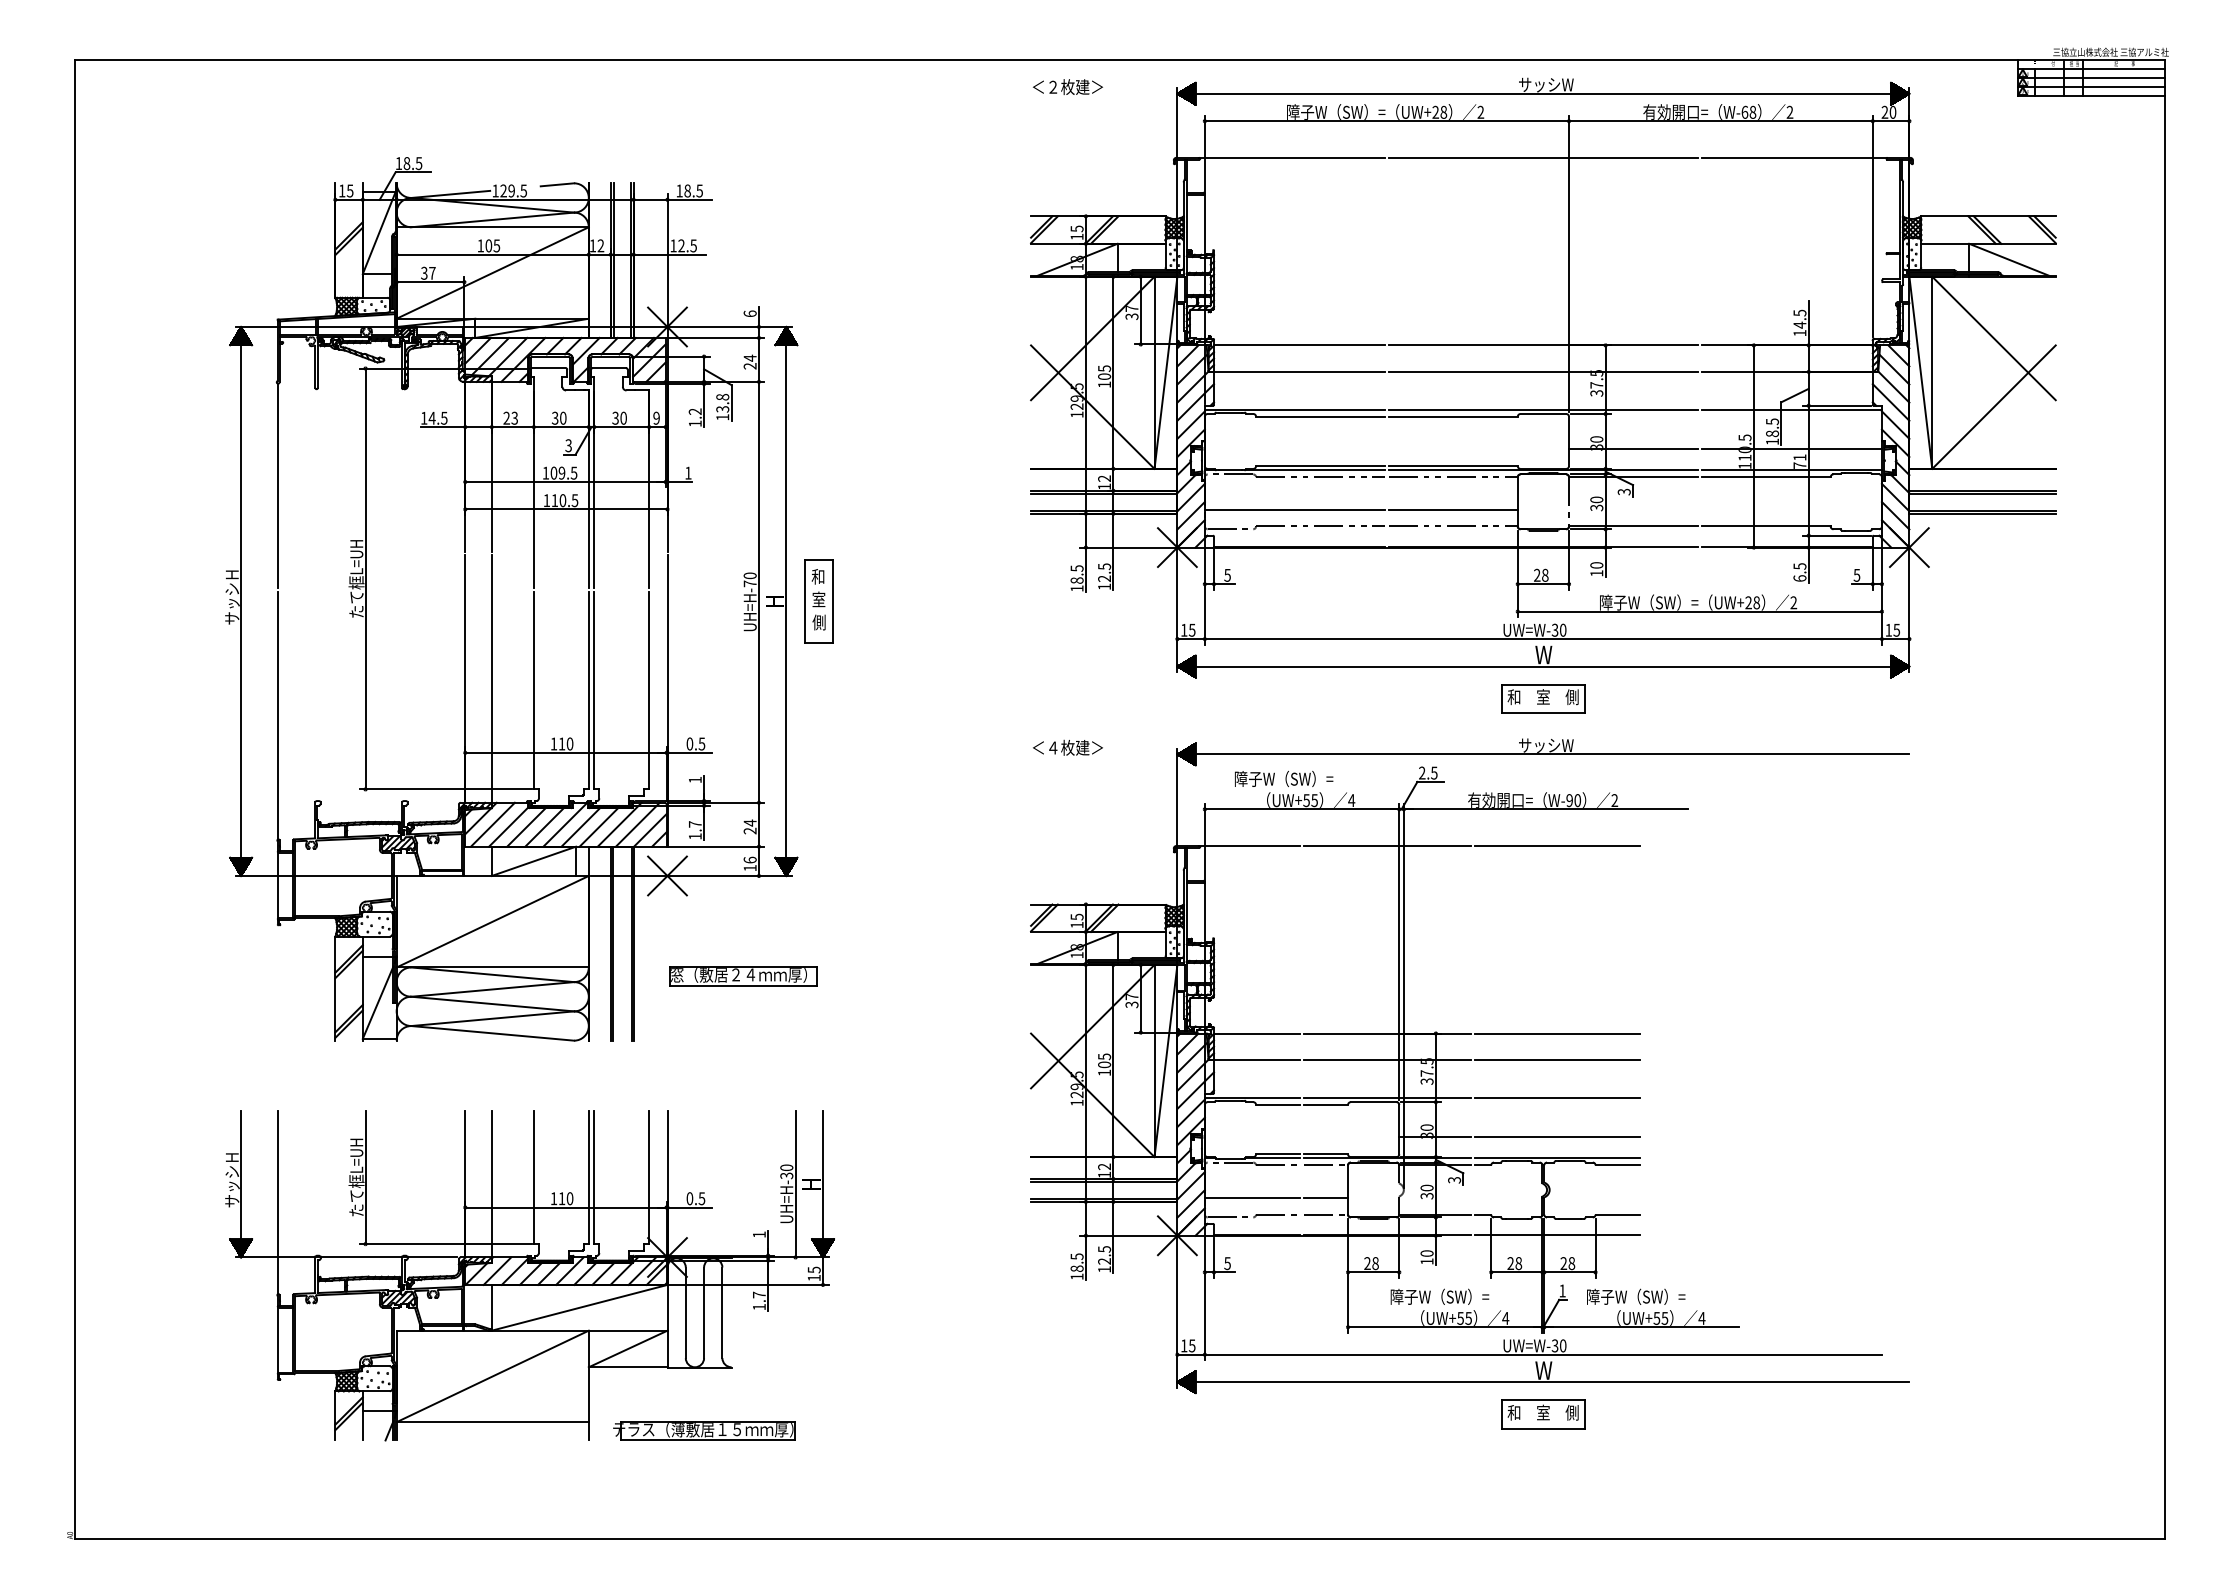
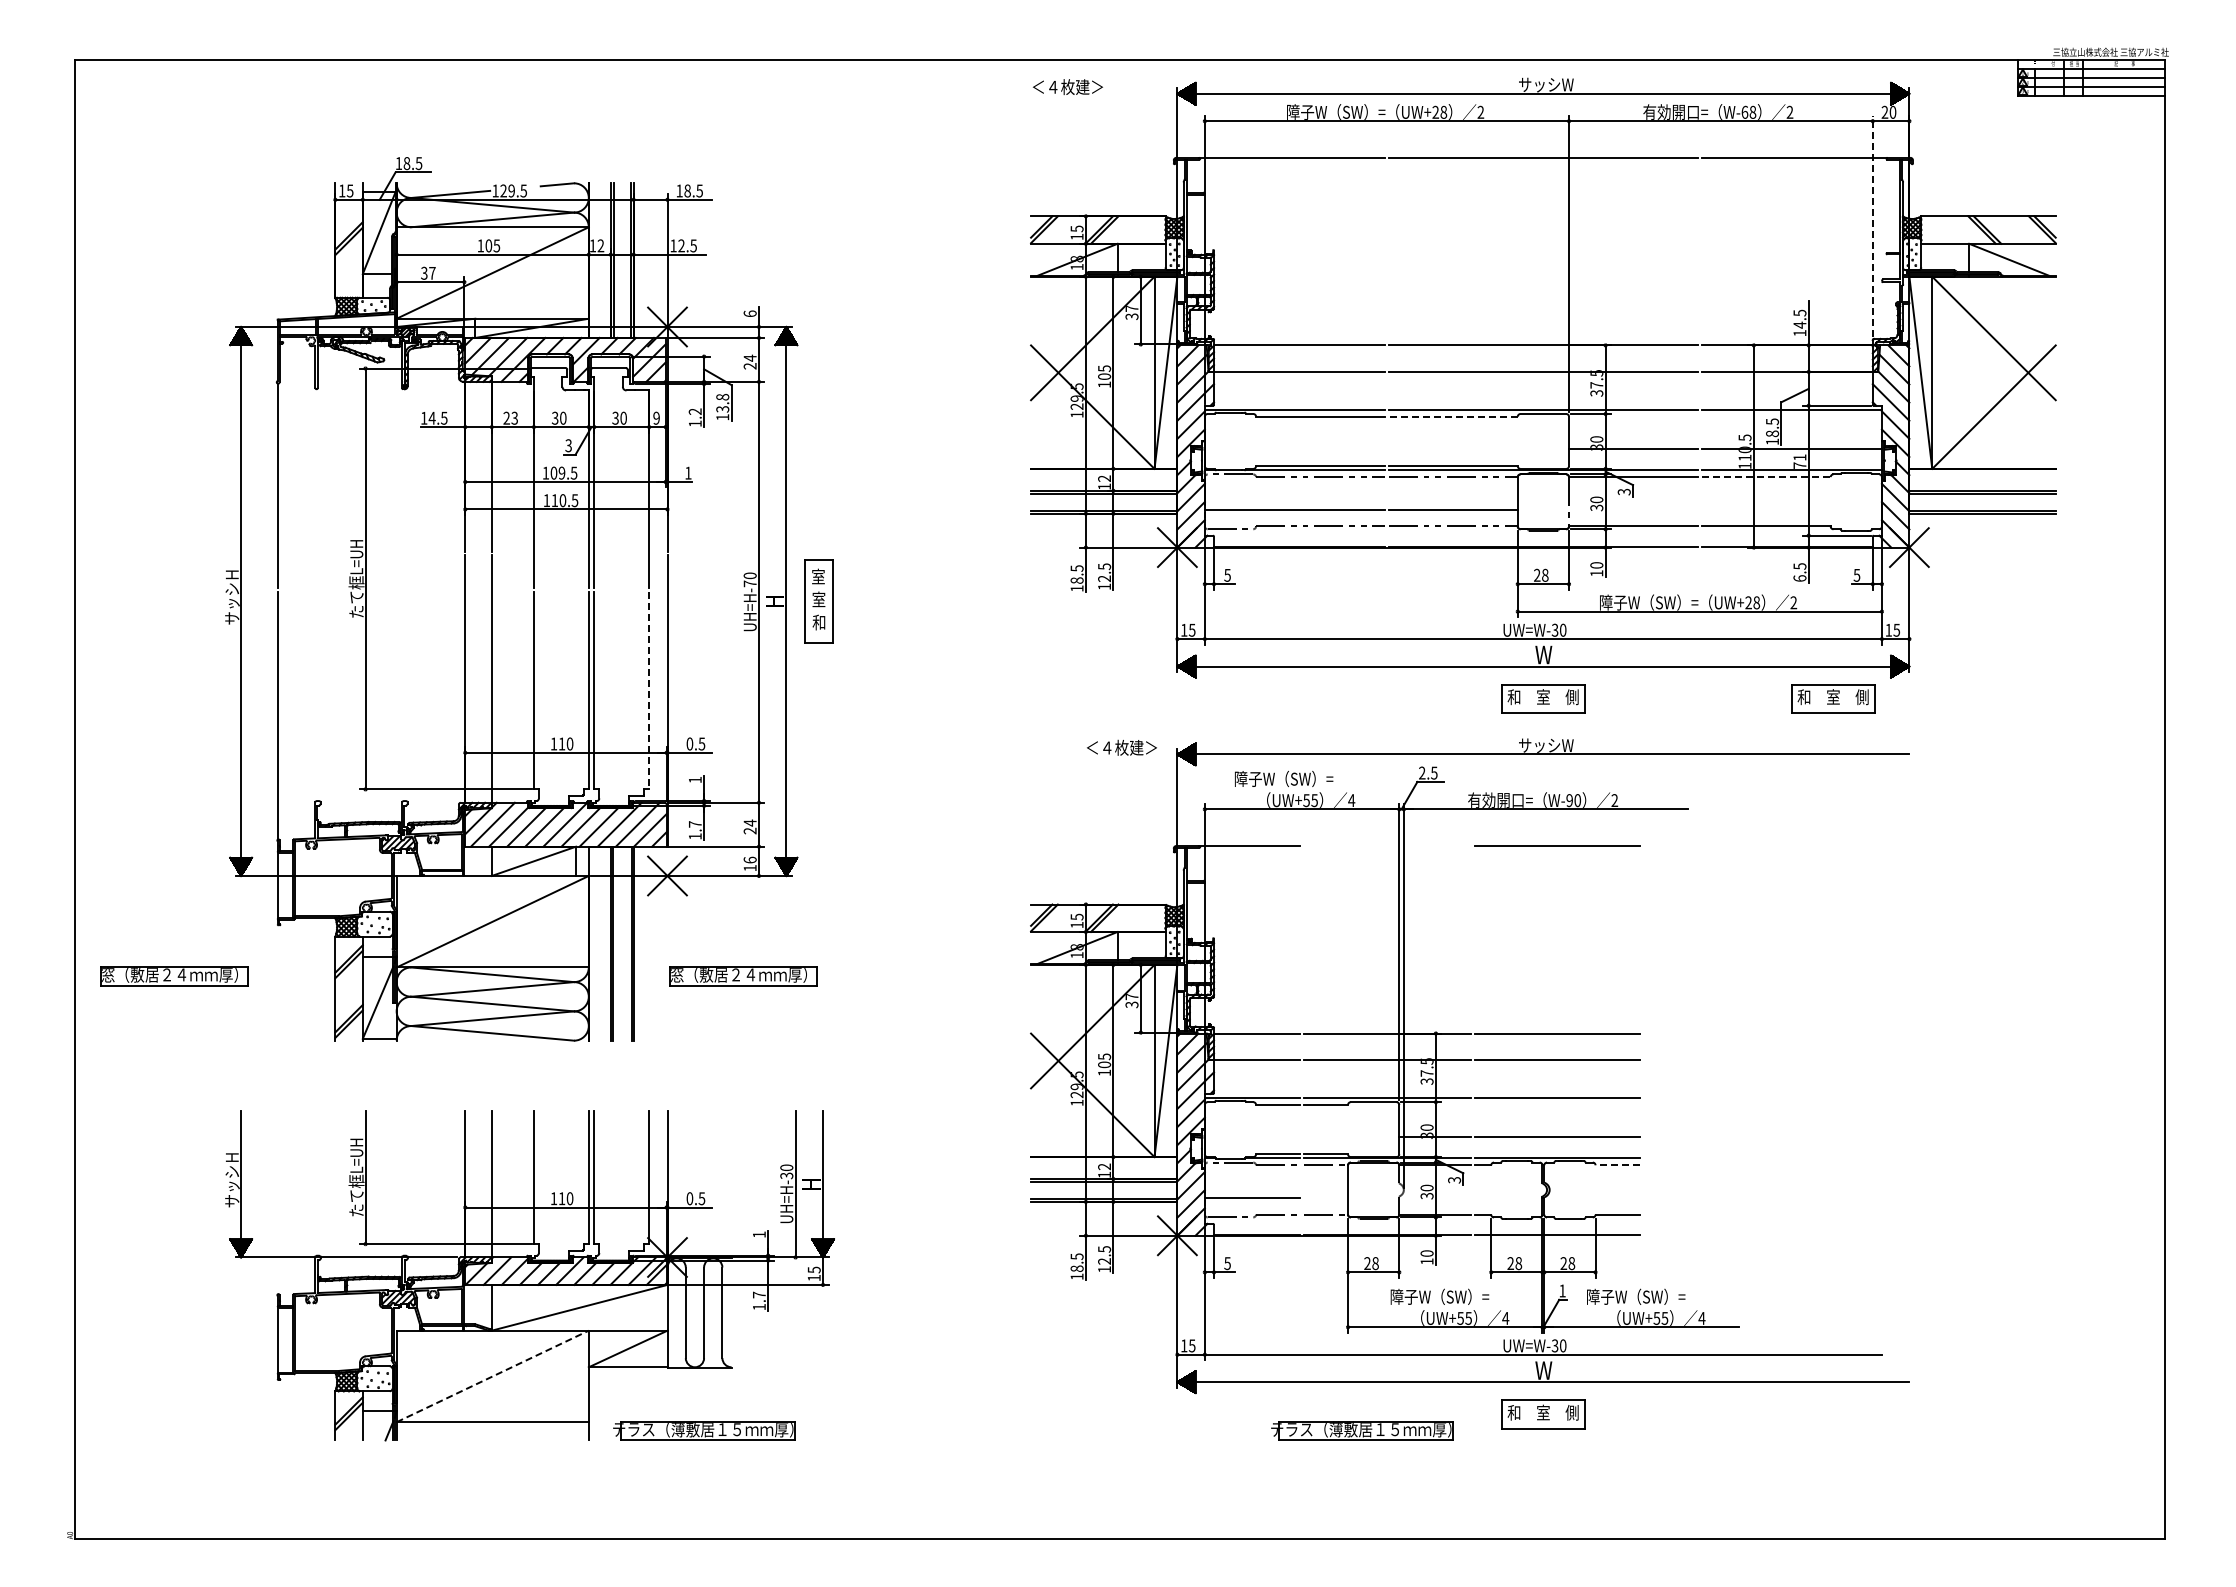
text: ＜２枚建＞ -> ＜４枚建＞ (1053, 86)
line: solid -> dashed (1872, 226)
line: solid -> dashed (1453, 416)
line: solid -> dashed (1766, 477)
text: 和 -> 室 (817, 576)
text: 側 -> 和 (818, 622)
line: solid -> dashed (649, 690)
part: none -> present (1833, 698)
text position: (1067, 747) -> (1121, 747) (1121, 747)
line: present -> none (1386, 845)
part: none -> present (174, 976)
line: solid -> dashed (1617, 1165)
line: present -> none (1325, 1197)
line: present -> none (277, 1202)
line: solid -> dashed (493, 1376)
part: none -> present (1362, 1430)
